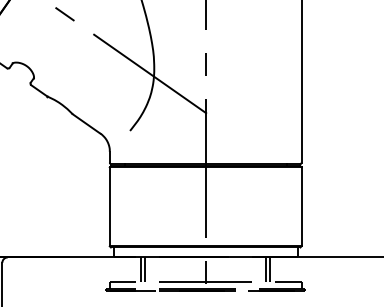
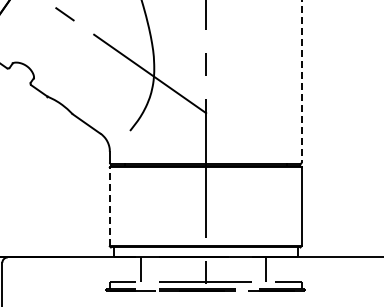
line: solid -> dashed (301, 81)
line: solid -> dashed (109, 206)
line: present -> none (144, 269)
line: present -> none (270, 269)
